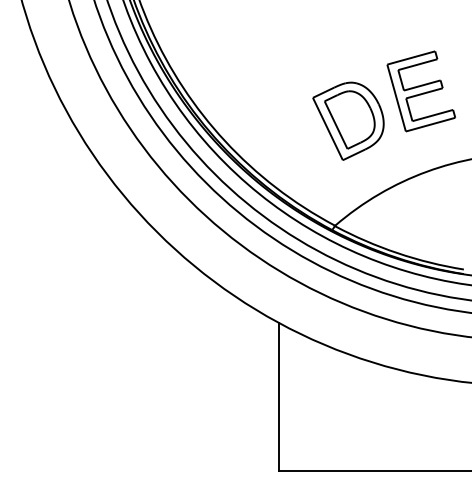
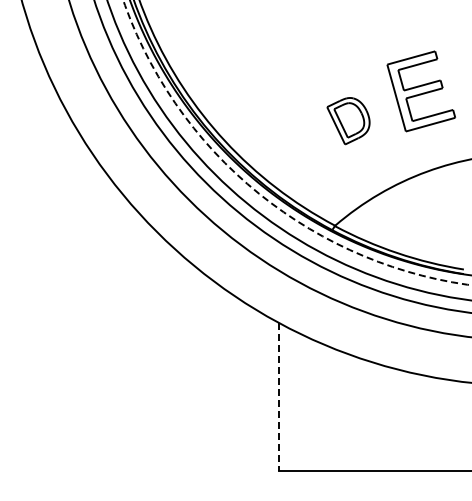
part size: 73x80 px -> 45x49 px (348, 121)
arc: solid -> dashed (259, 193)
line: solid -> dashed (278, 397)
